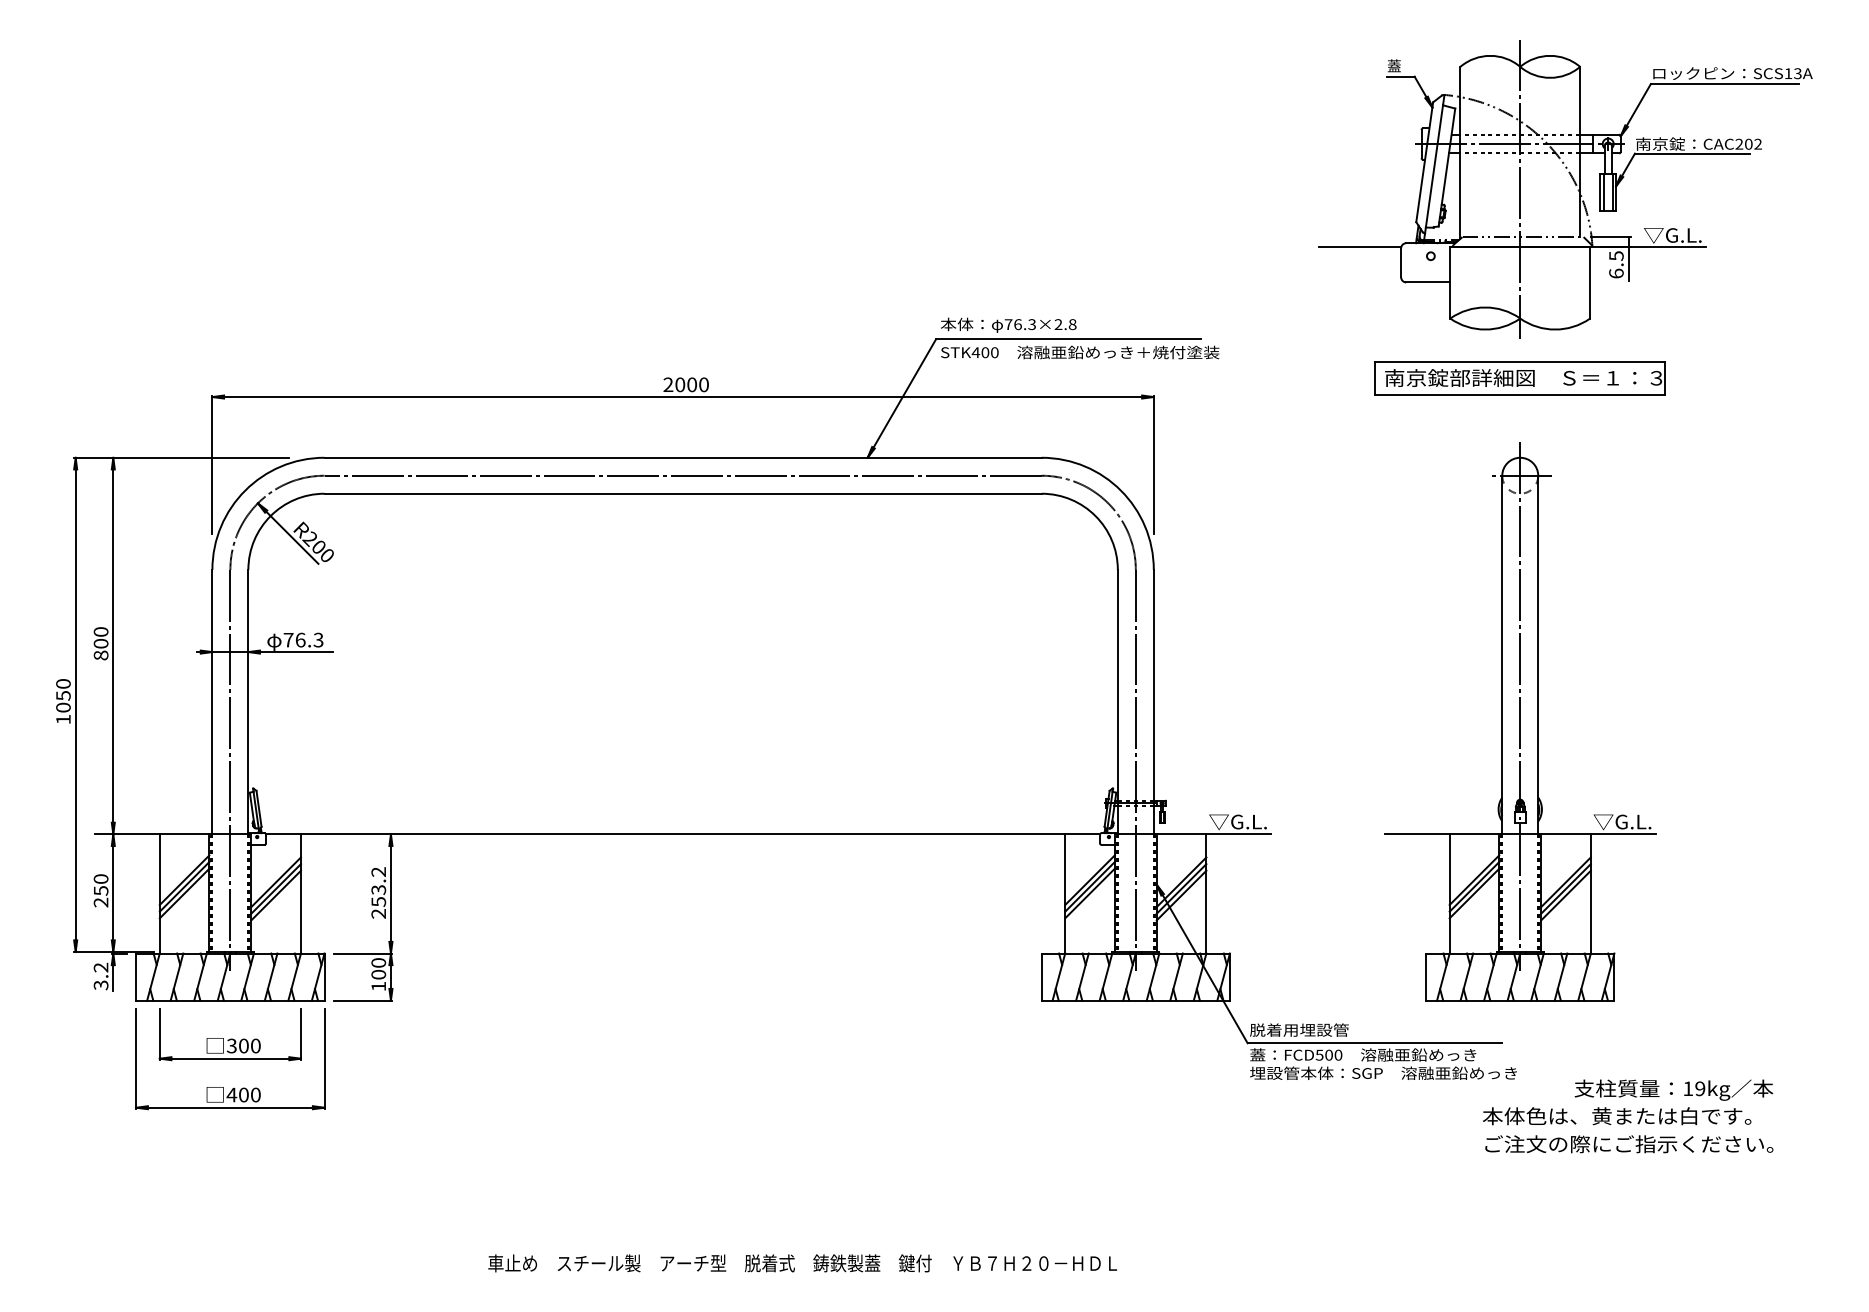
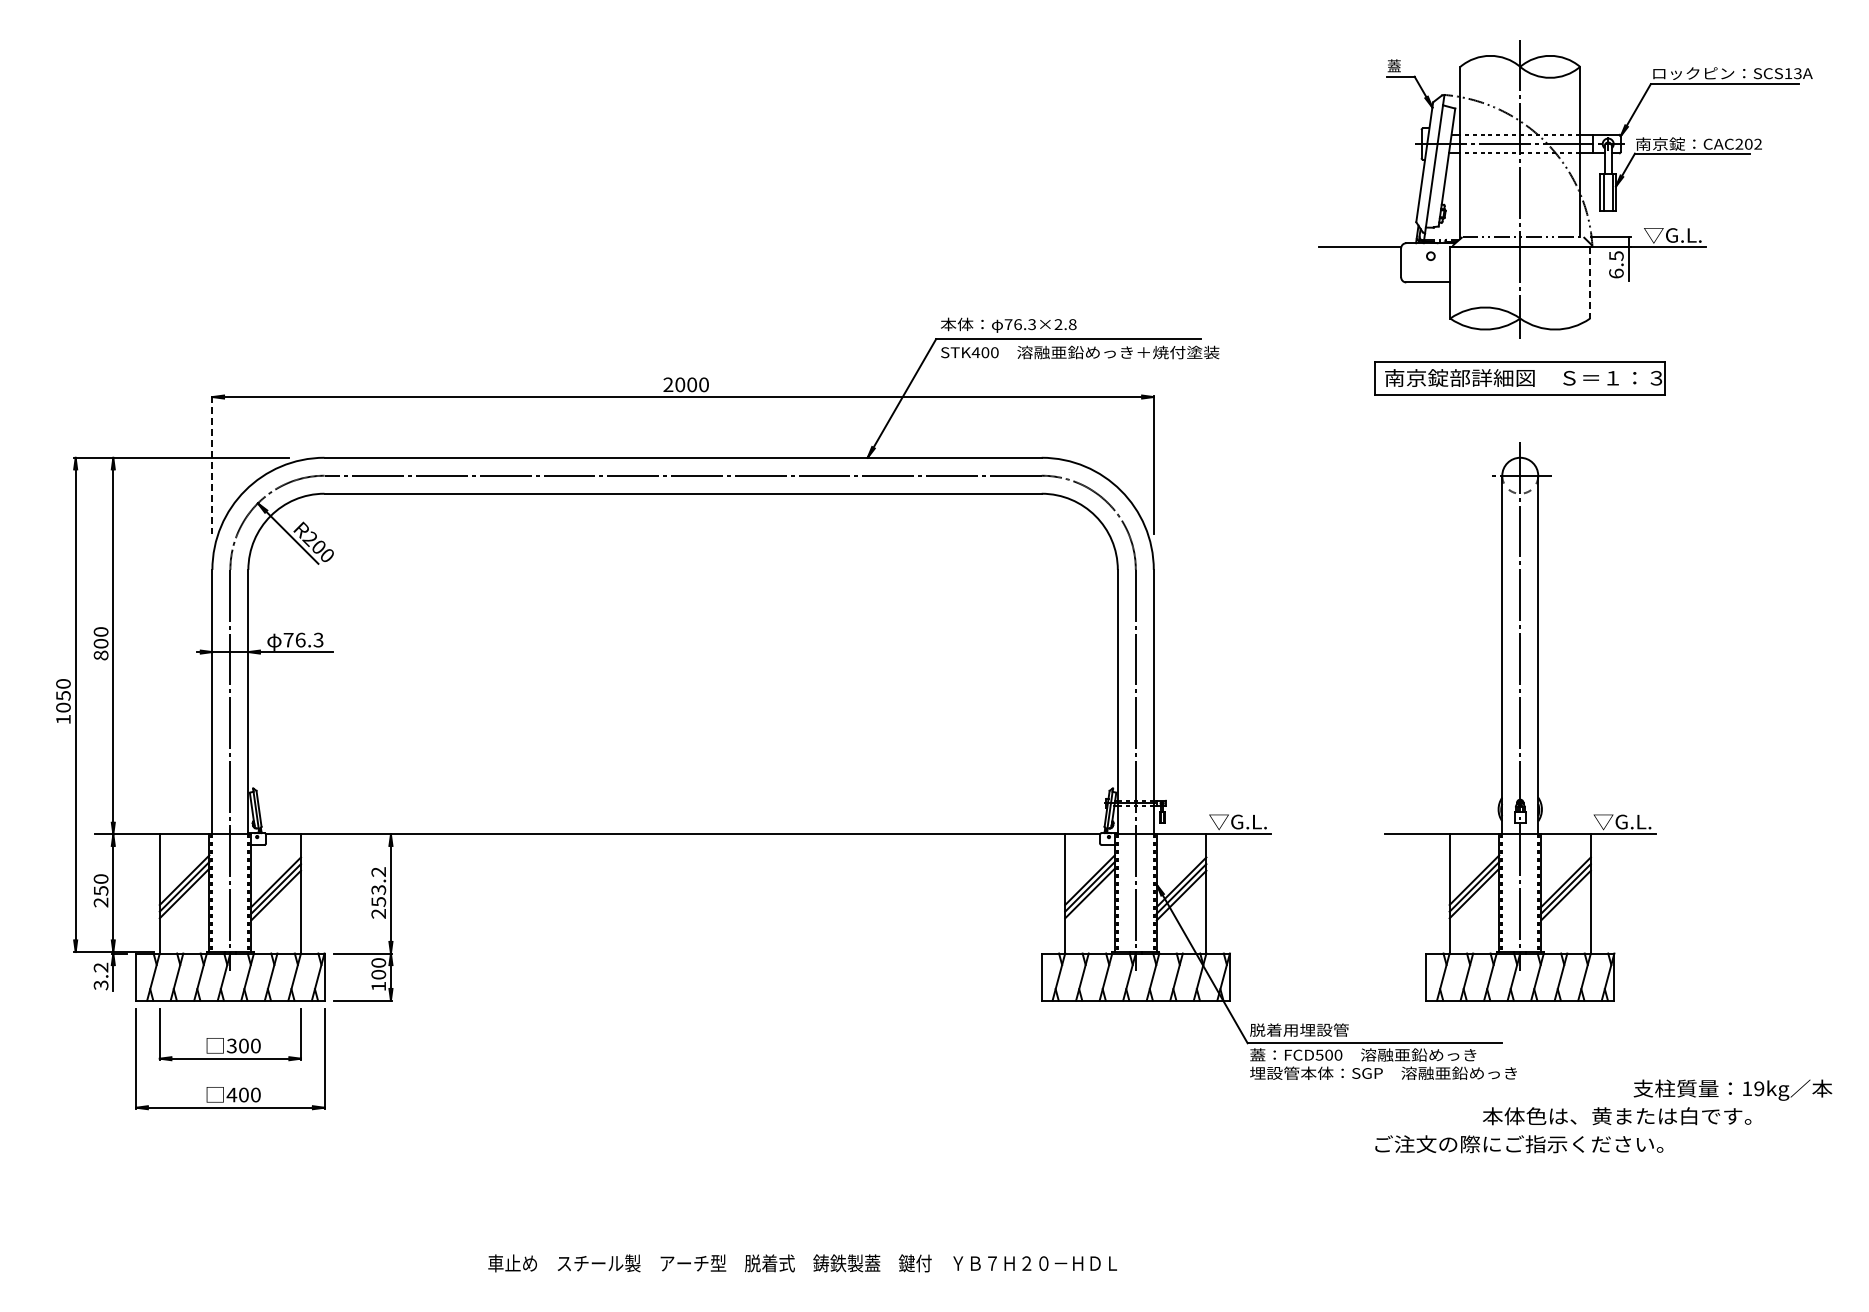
line: solid -> dashed (1590, 282)
line: solid -> dashed (212, 465)
text position: (1673, 1089) -> (1732, 1089) (1732, 1089)
text position: (1629, 1144) -> (1519, 1144) (1519, 1144)
